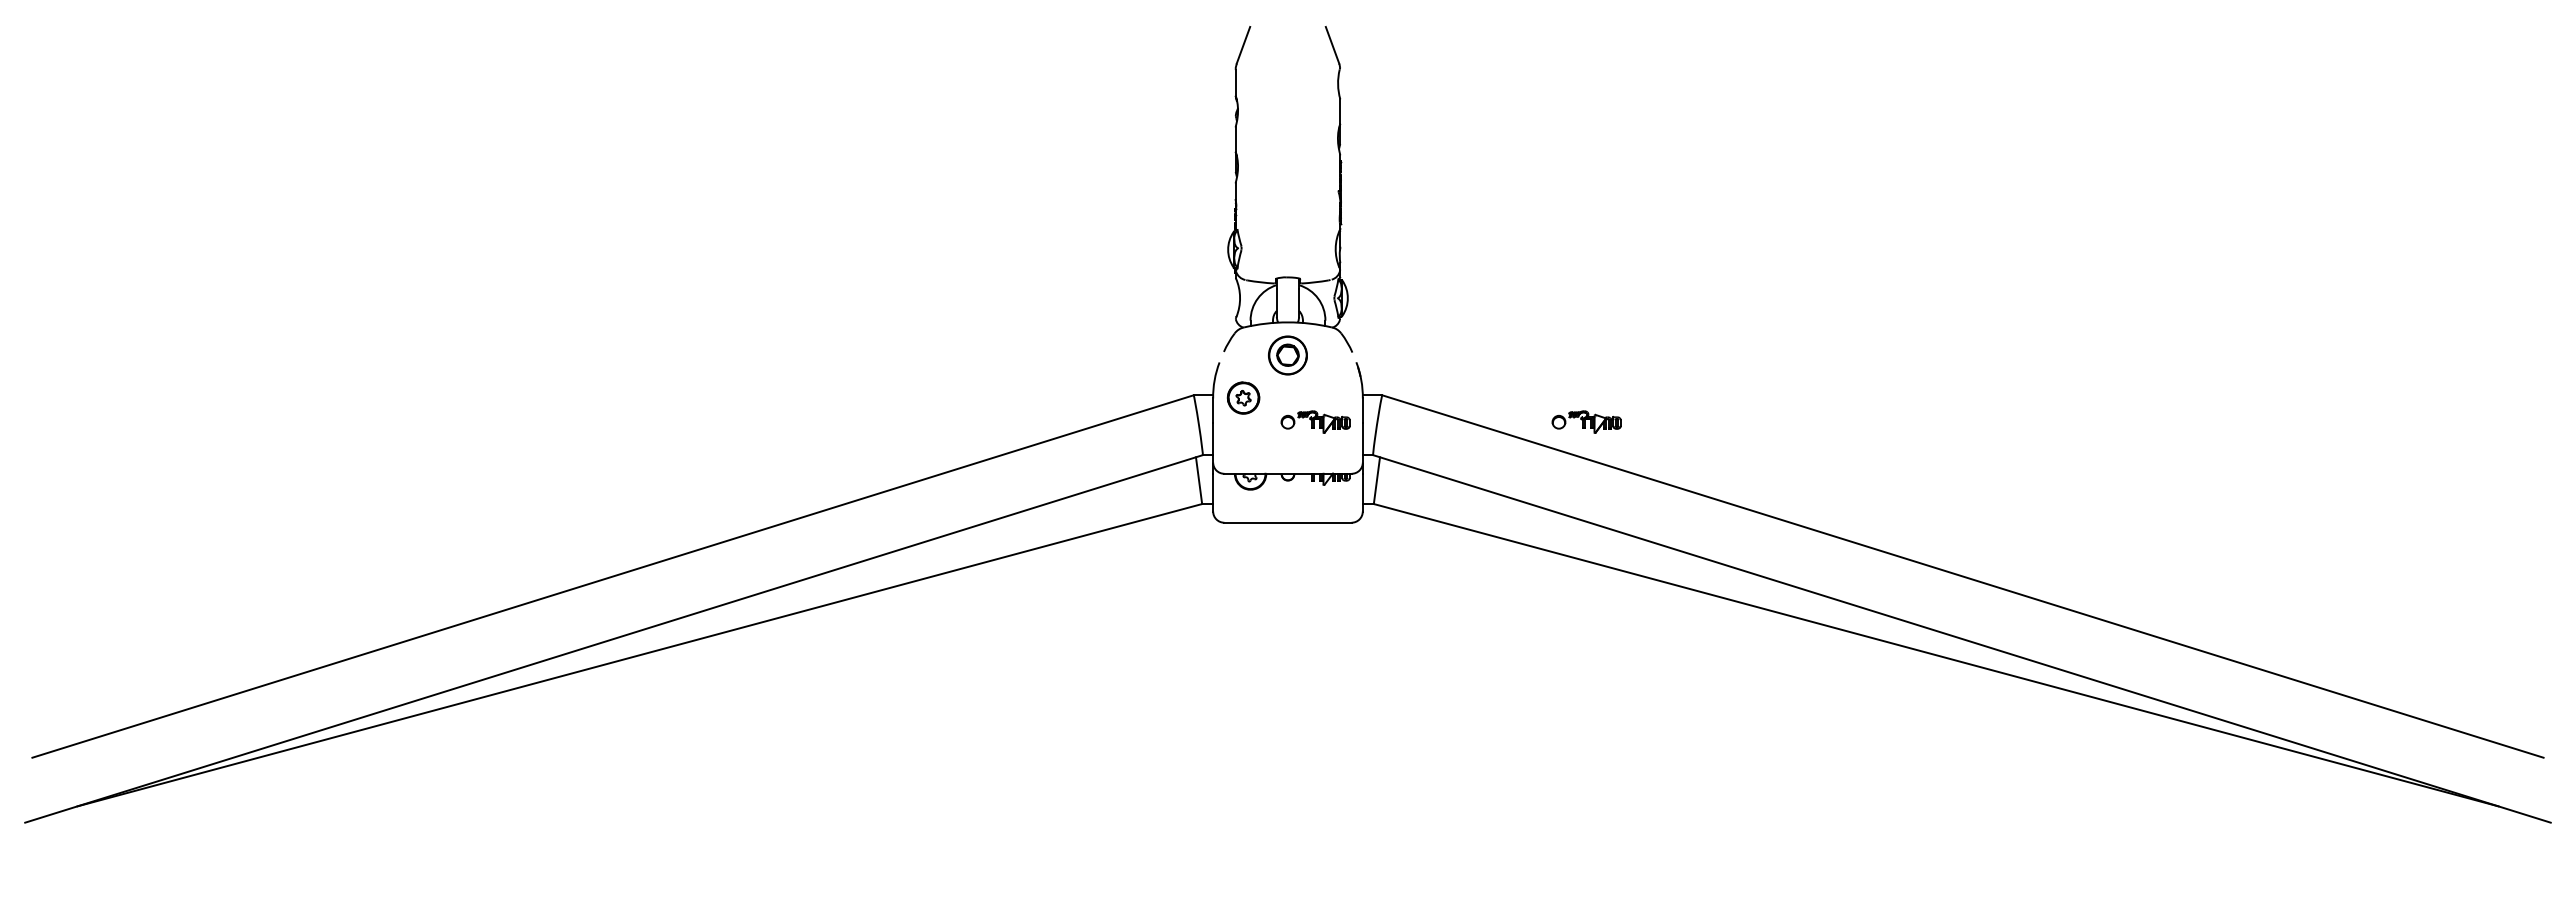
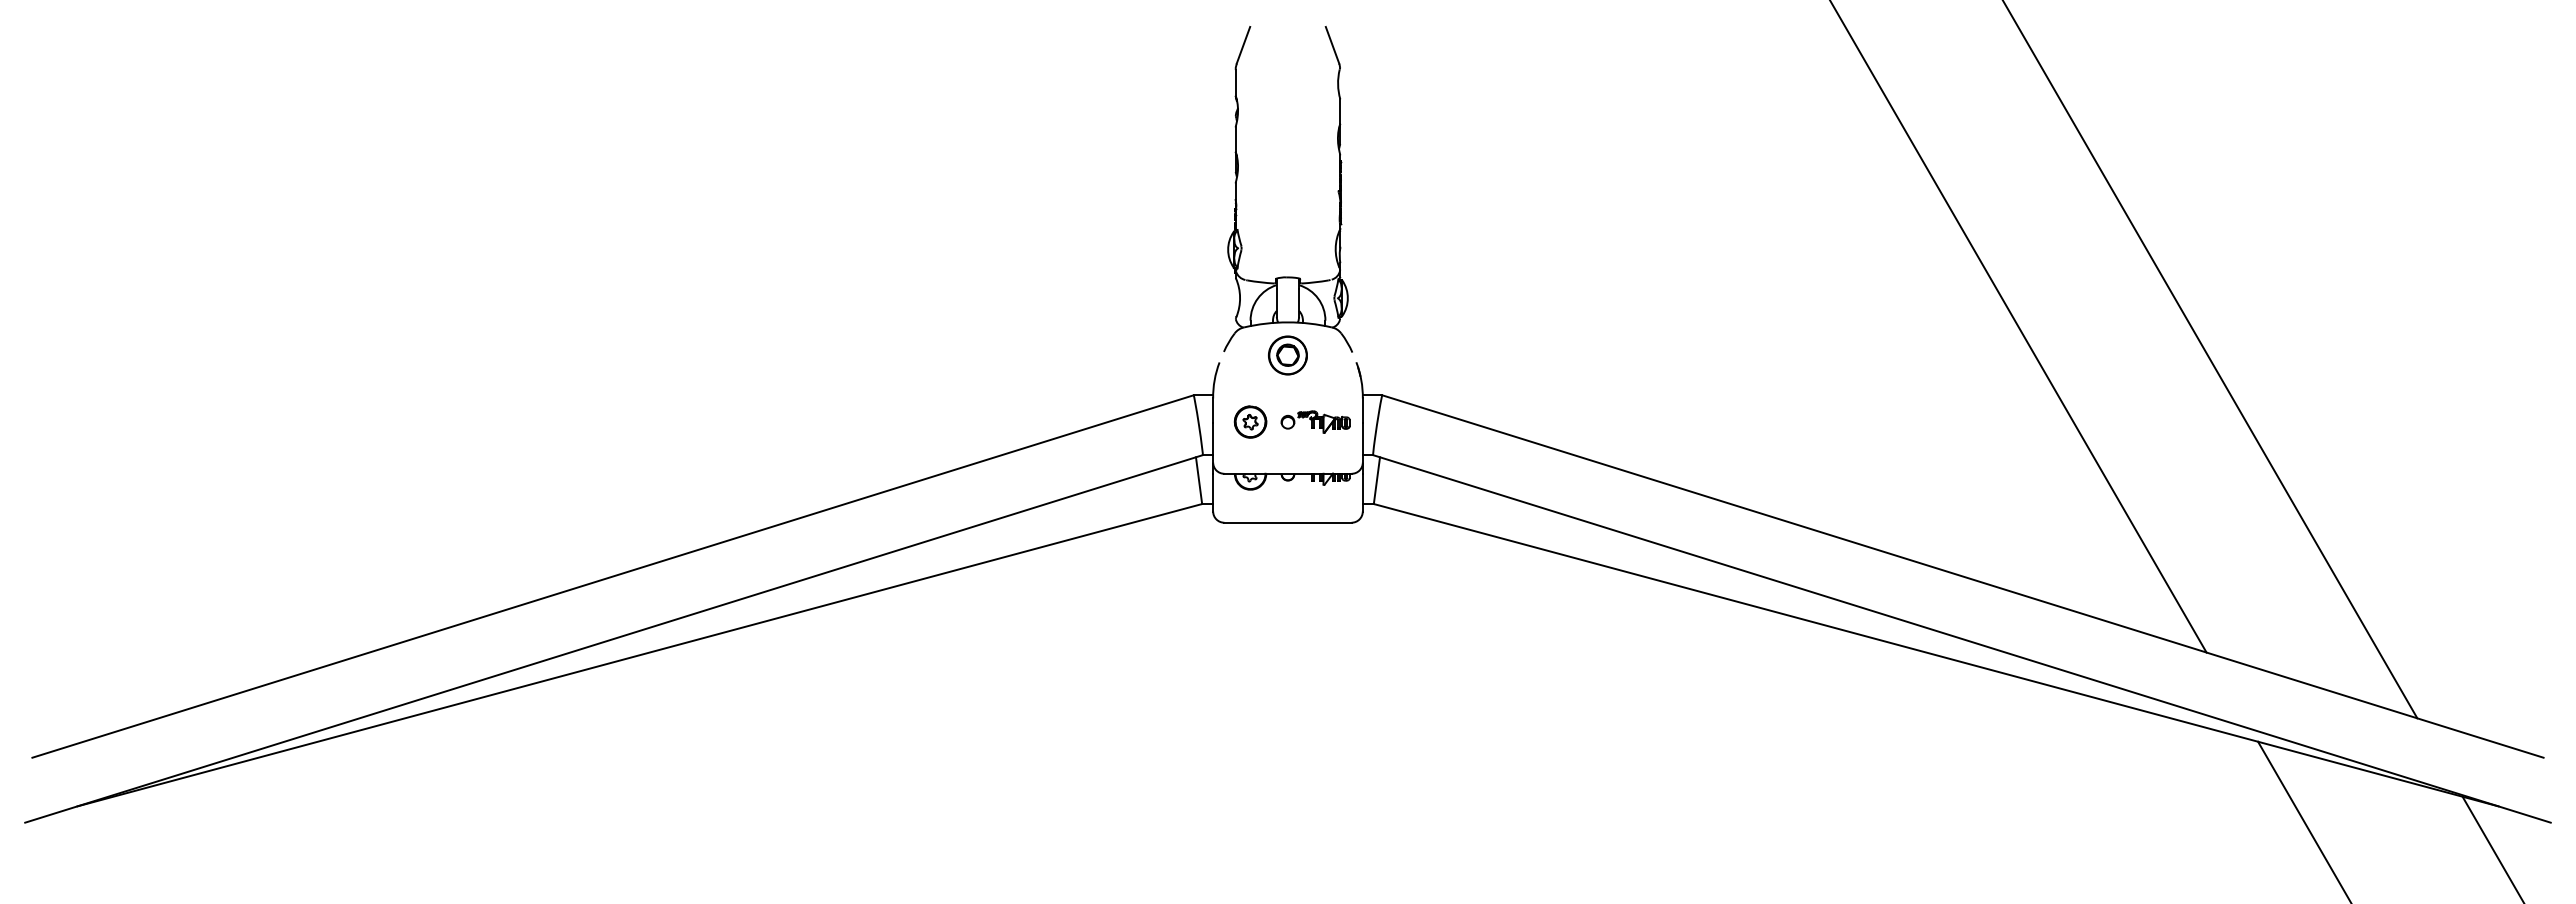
line: none -> present (2018, 327)
line: none -> present (2210, 360)
part position: (1243, 397) -> (1250, 421) (1250, 421)
part: present -> none (1586, 421)
line: none -> present (2303, 820)
line: none -> present (2492, 848)
